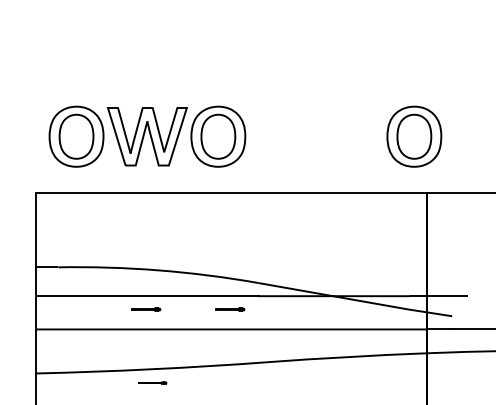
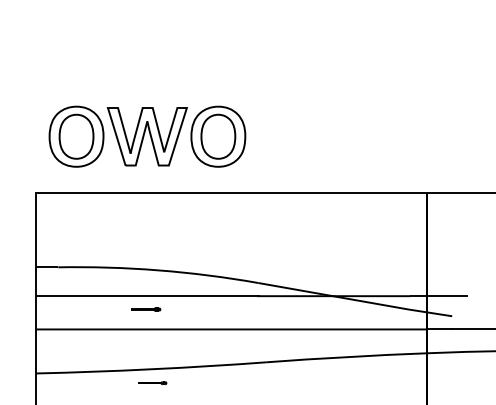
part: present -> none (414, 136)
line: present -> none (230, 309)
